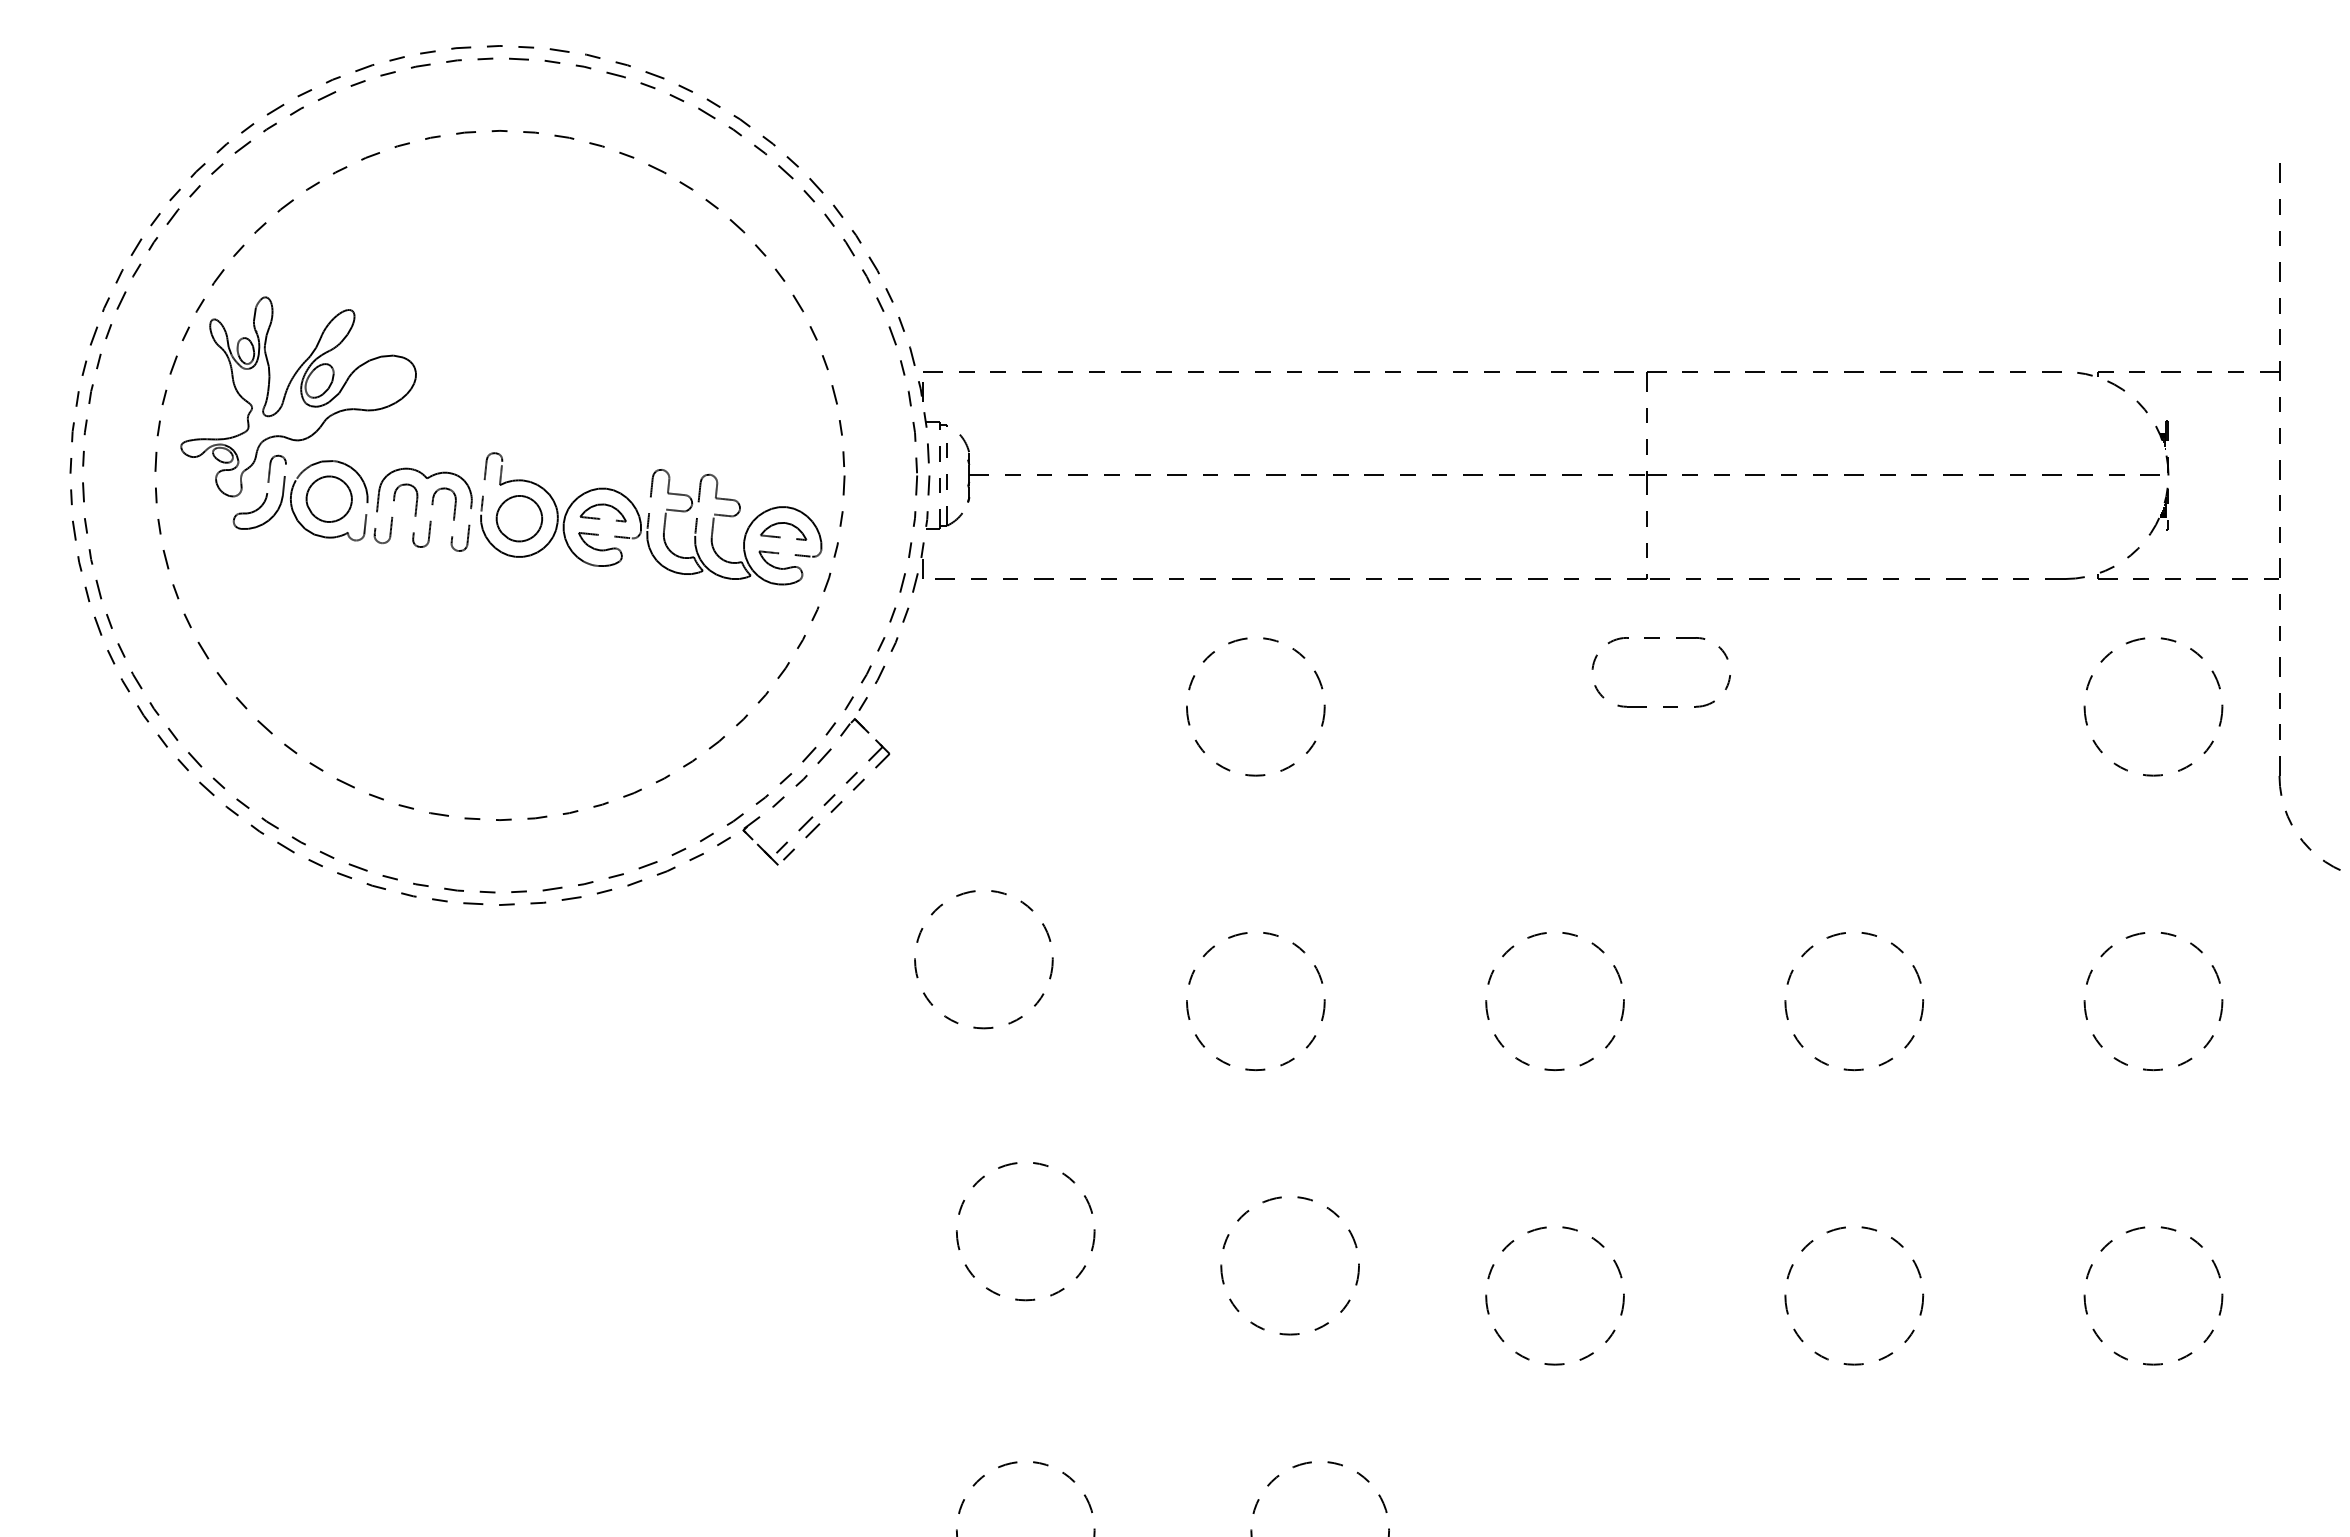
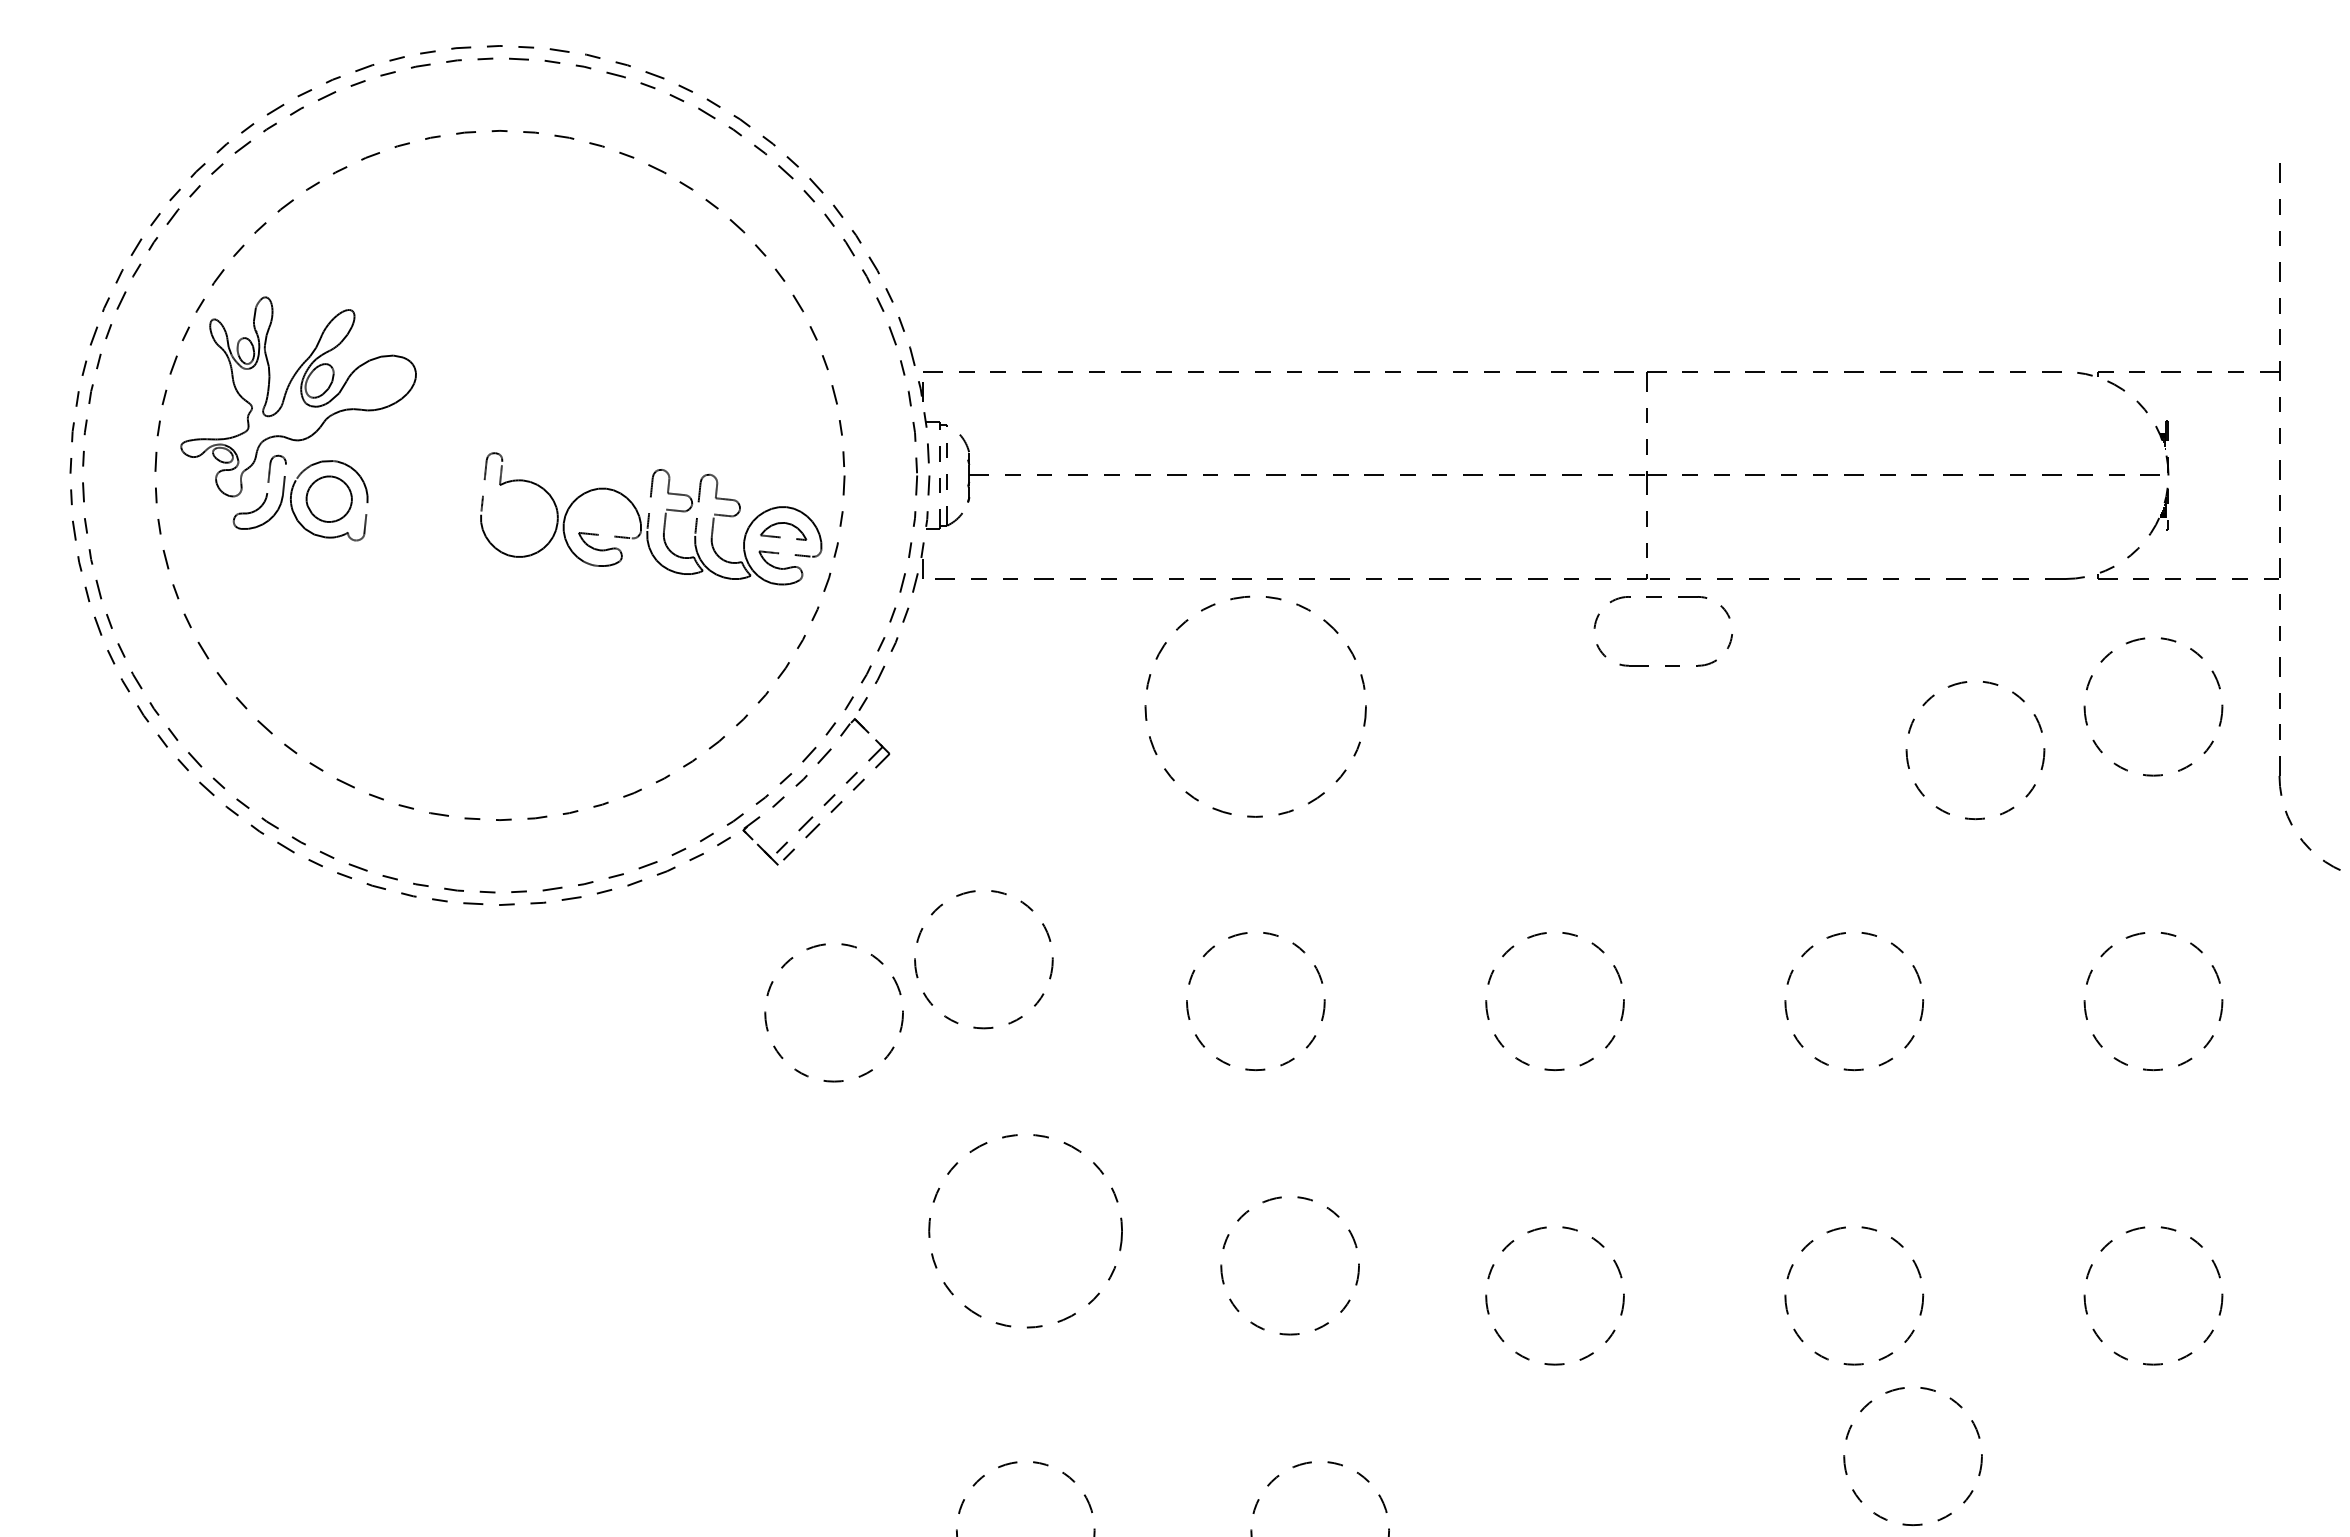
part: present -> none (422, 509)
part: present -> none (519, 518)
part: present -> none (600, 518)
part position: (1659, 638) -> (1661, 597) (1661, 597)
circle size: 140x140 px -> 223x223 px (1255, 706)
circle: none -> present (1975, 750)
circle: none -> present (833, 1012)
circle size: 140x140 px -> 195x195 px (1025, 1231)
circle: none -> present (1912, 1456)
